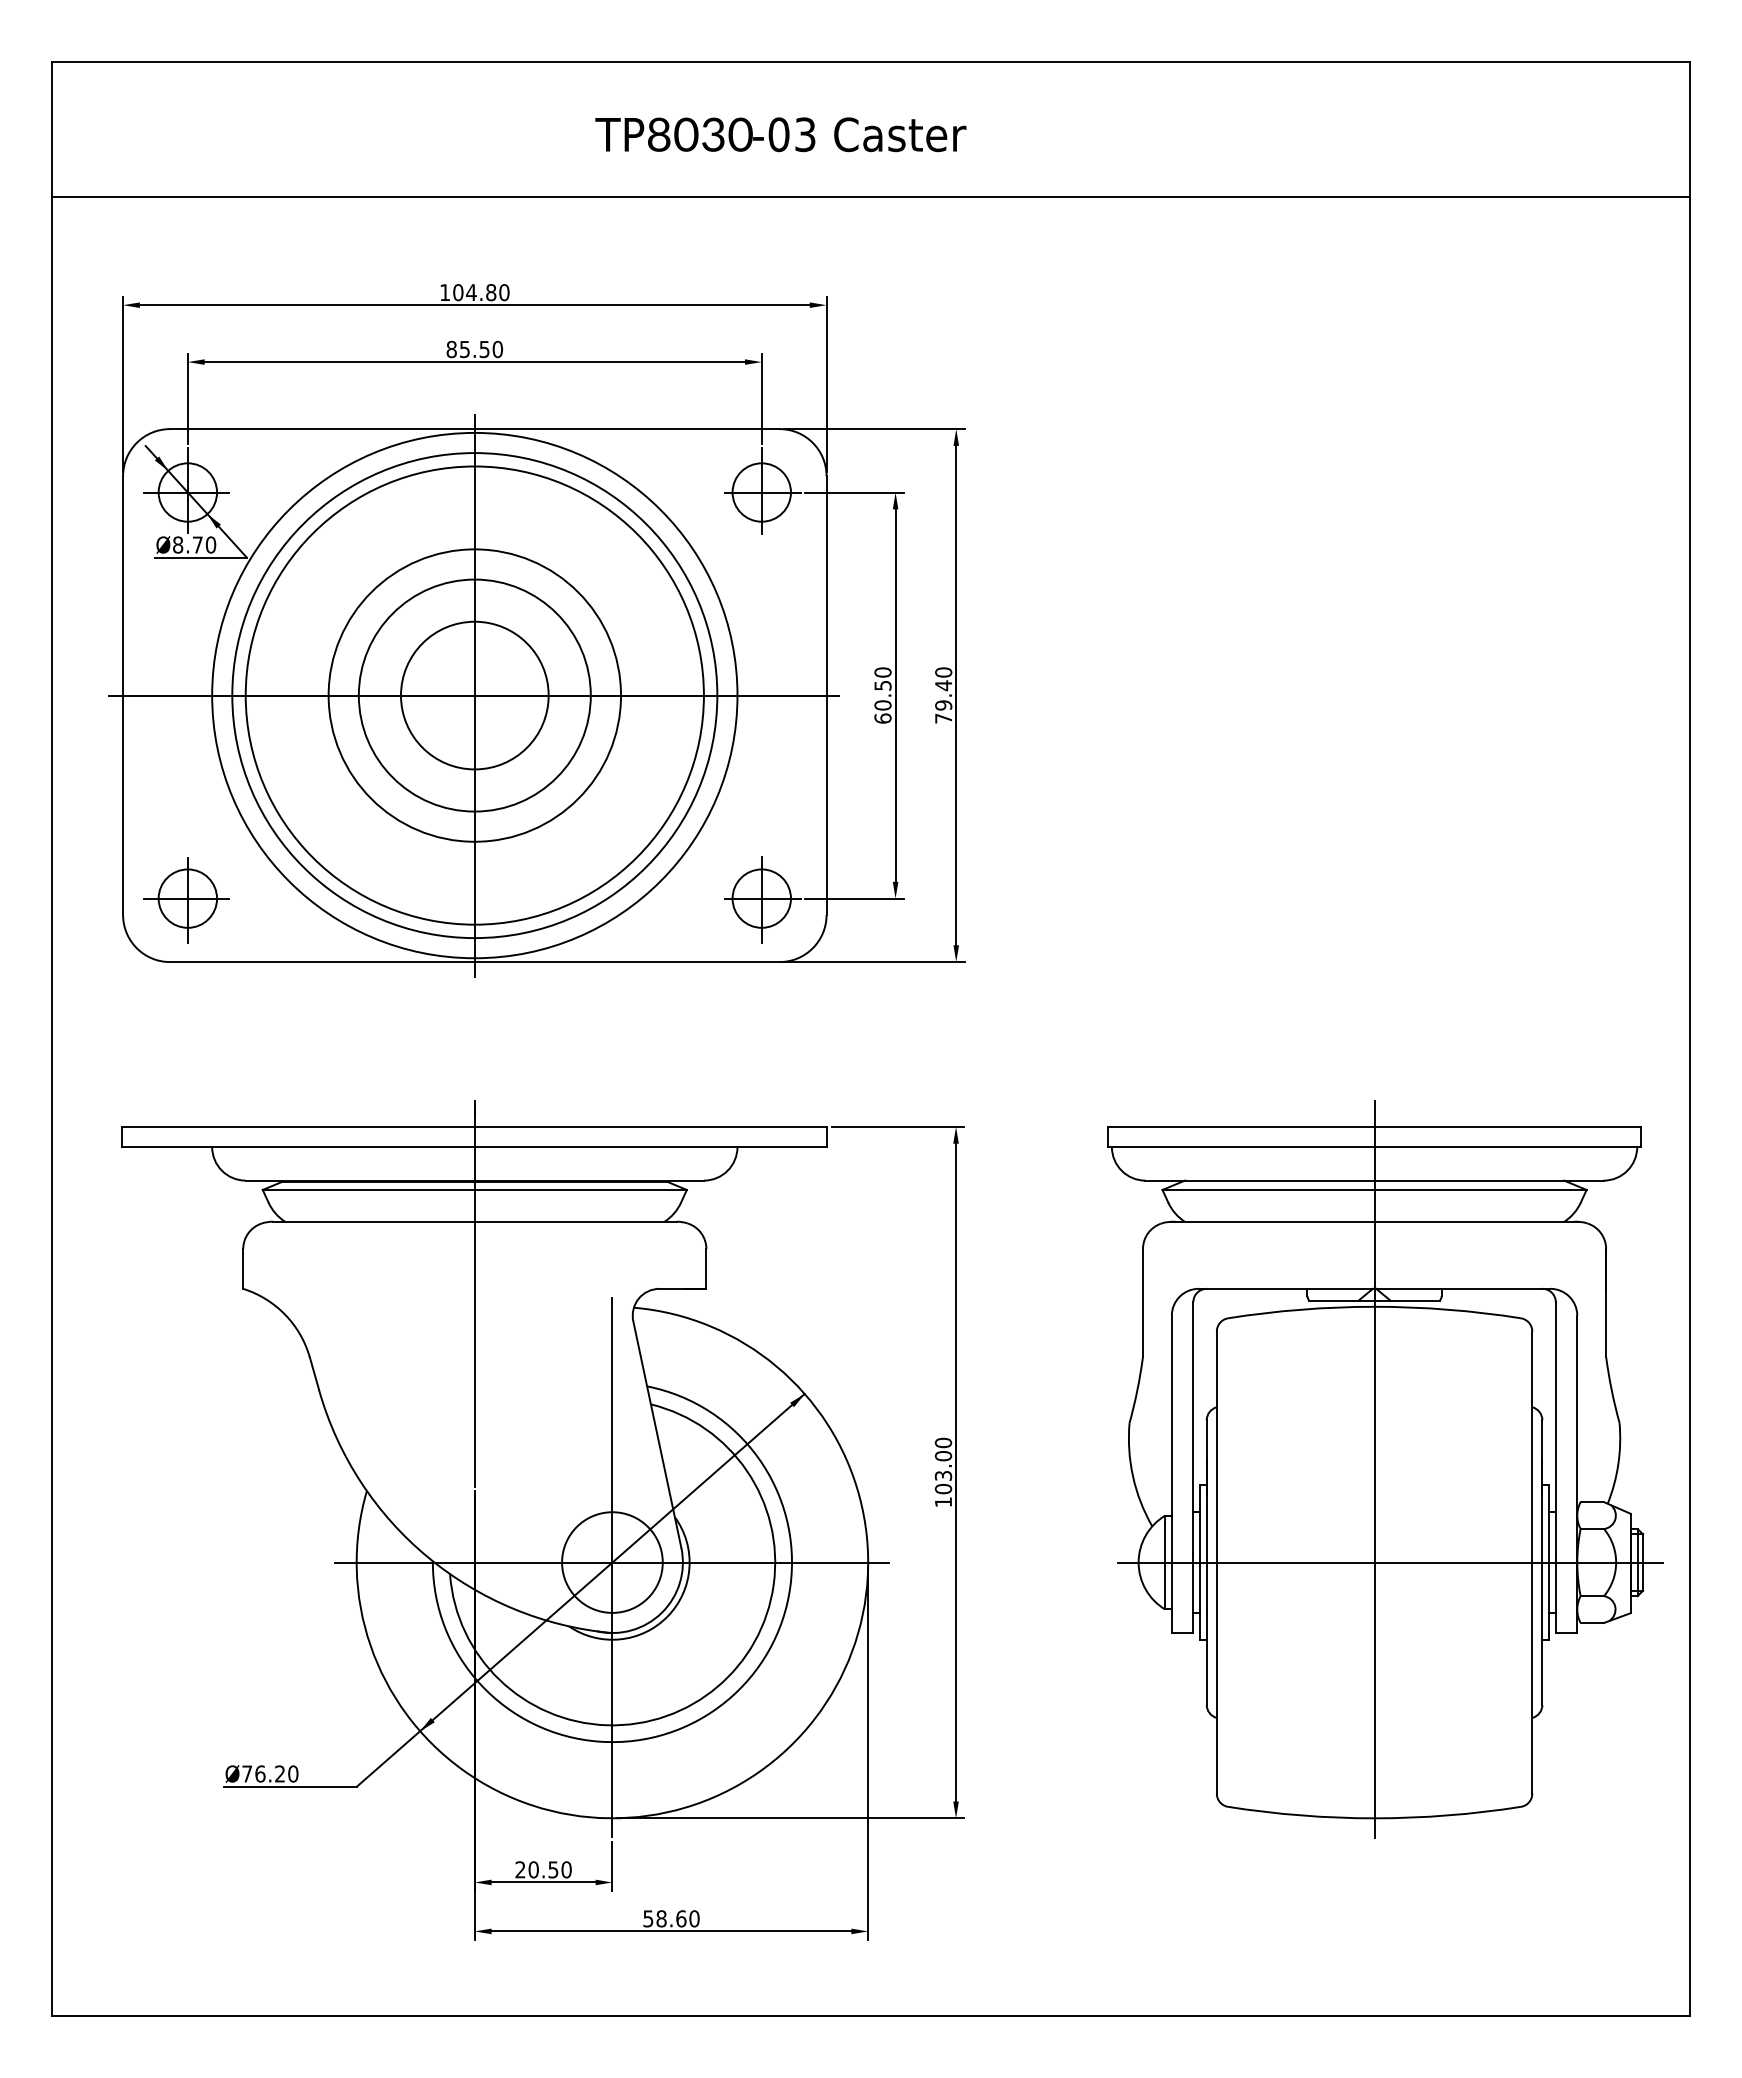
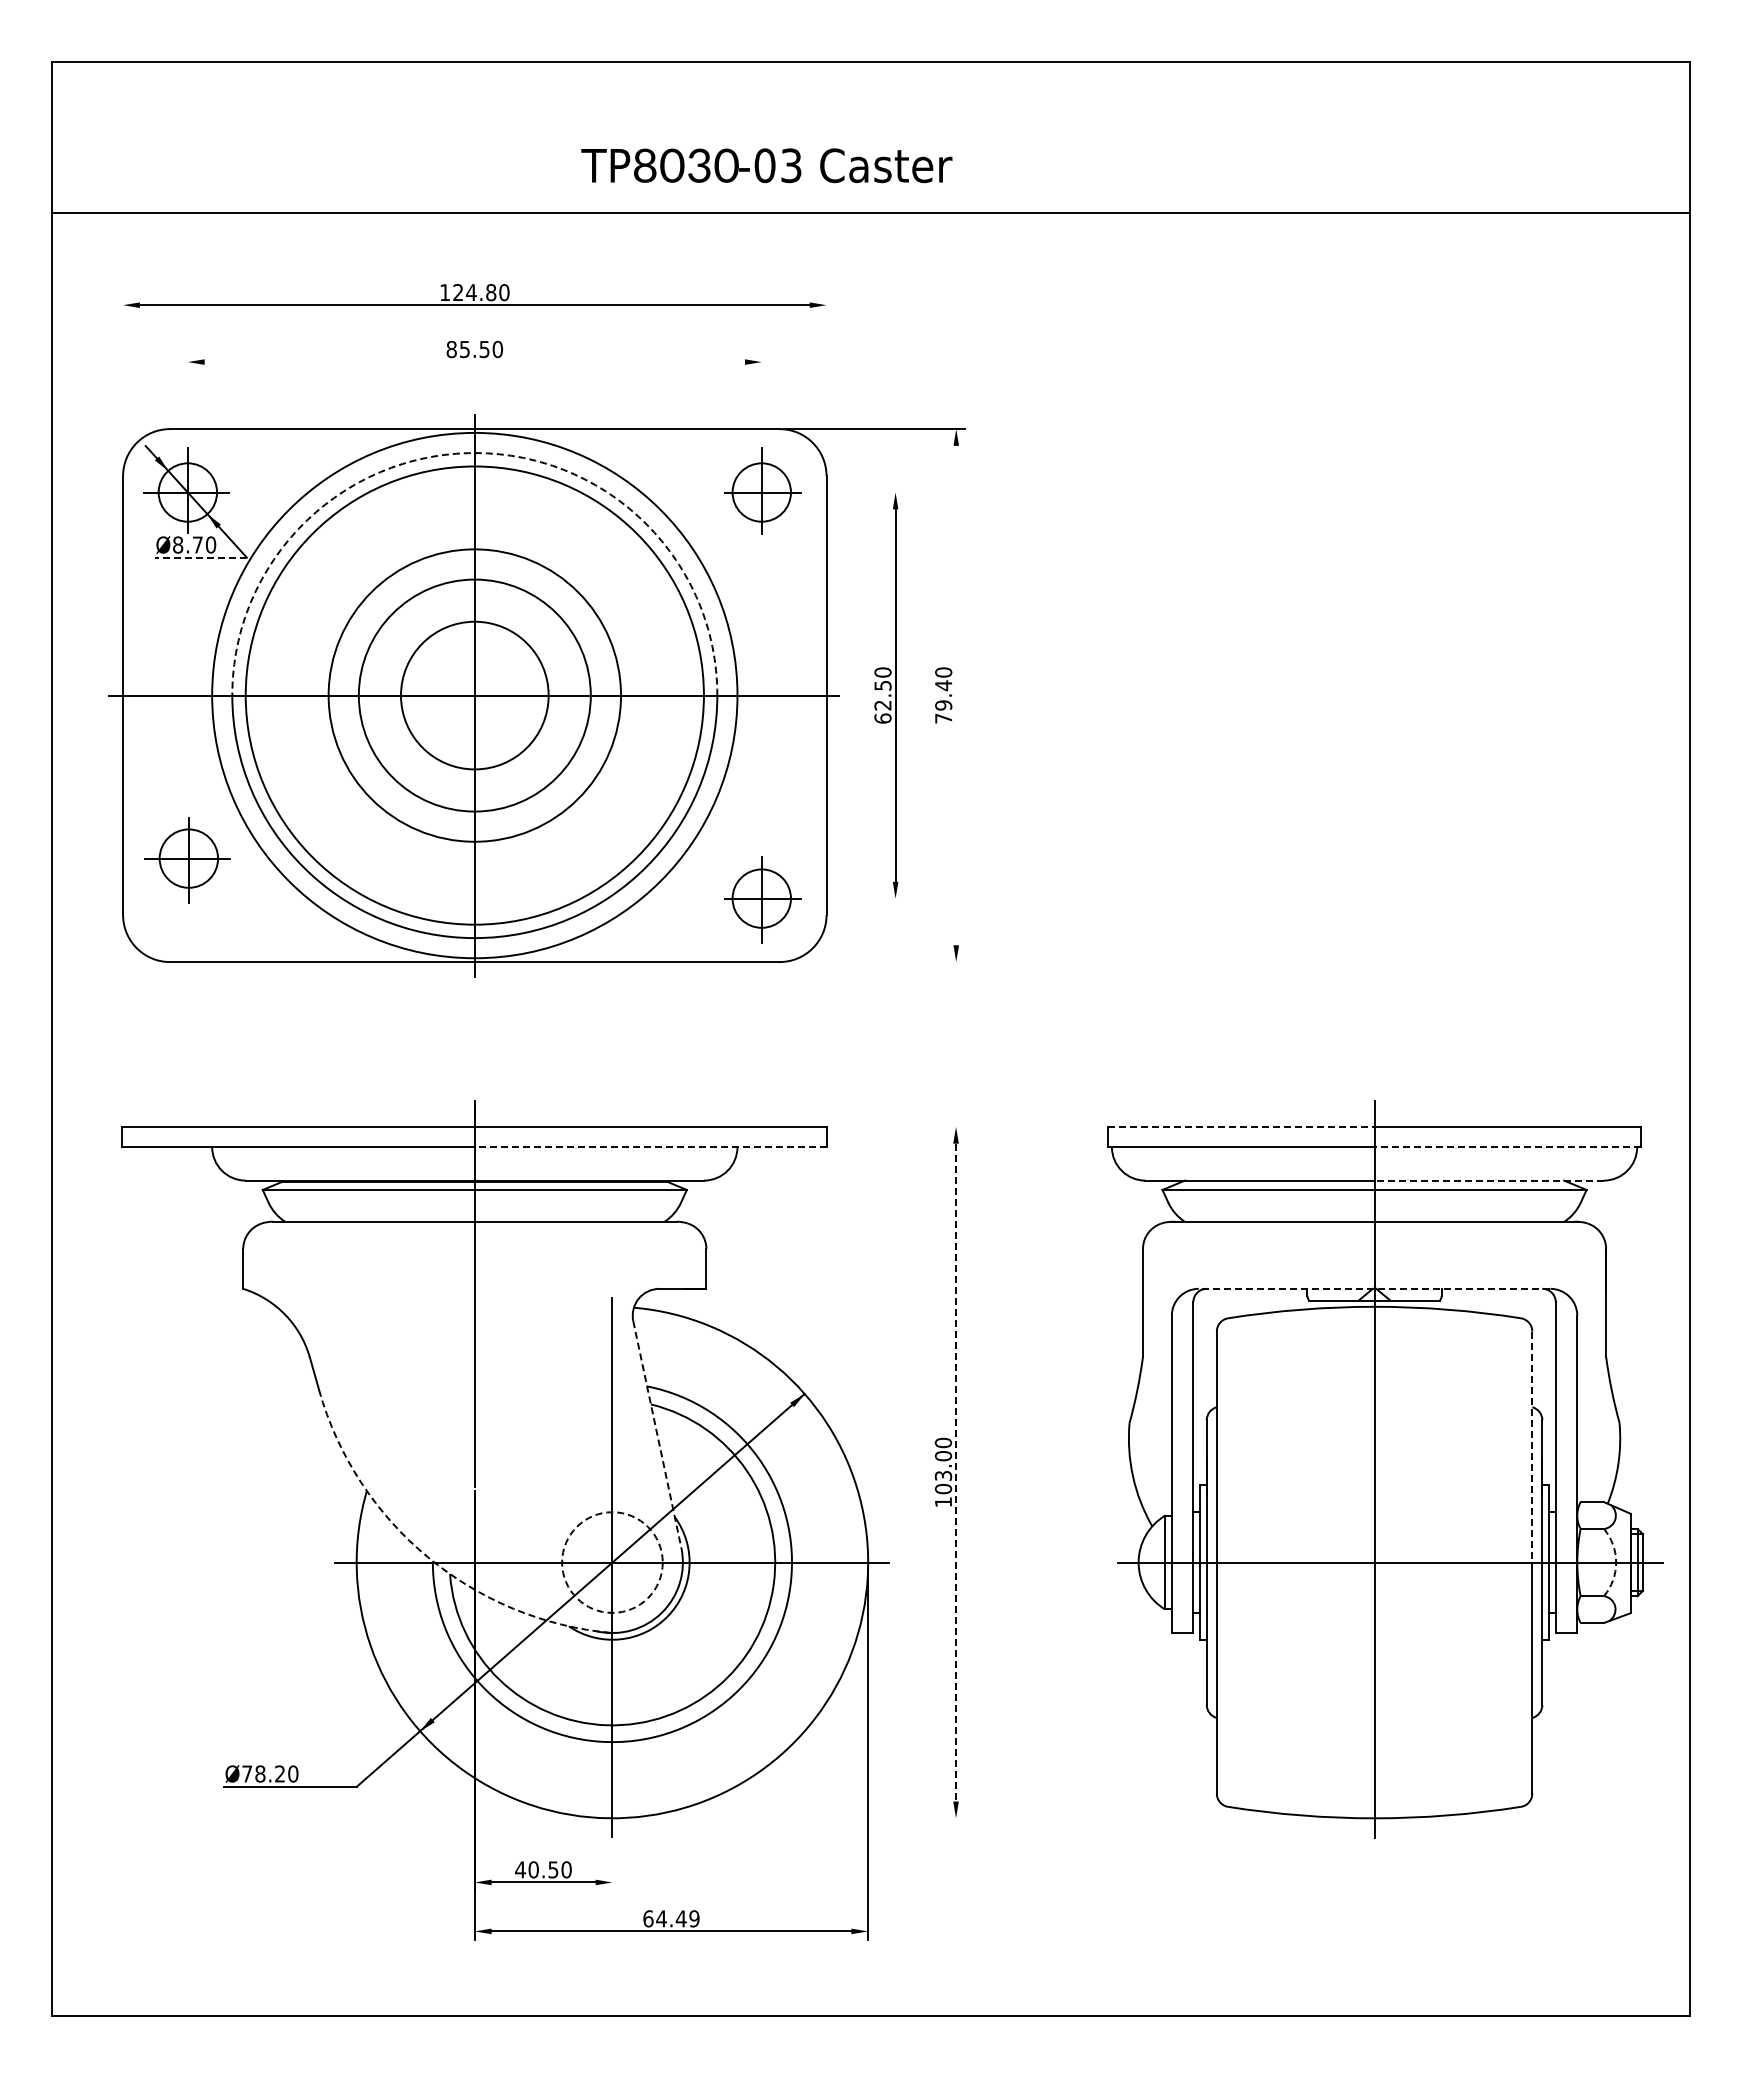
text position: (780, 134) -> (766, 165) (766, 165)
line position: (870, 196) -> (870, 212) (870, 212)
text: 104.80 -> 124.80 (458, 292)
line: present -> none (474, 362)
line: present -> none (123, 383)
line: present -> none (826, 383)
line: present -> none (187, 398)
line: present -> none (761, 398)
arc: solid -> dashed (474, 453)
line: present -> none (854, 492)
line: solid -> dashed (201, 557)
line: present -> none (956, 695)
text: 60.50 -> 62.50 (882, 705)
line: present -> none (854, 898)
part position: (186, 900) -> (187, 860) (187, 860)
line: present -> none (873, 962)
line: present -> none (897, 1126)
line: solid -> dashed (1240, 1126)
line: solid -> dashed (650, 1147)
line: solid -> dashed (1507, 1147)
line: solid -> dashed (1489, 1180)
line: solid -> dashed (1374, 1288)
line: solid -> dashed (657, 1434)
line: solid -> dashed (1532, 1447)
line: solid -> dashed (956, 1472)
arc: solid -> dashed (427, 1557)
circle: solid -> dashed (612, 1562)
arc: solid -> dashed (1616, 1562)
text: Ø76.20 -> Ø78.20 (260, 1773)
line: present -> none (790, 1818)
line: present -> none (612, 1865)
text: 20.50 -> 40.50 (520, 1869)
text: 58.60 -> 64.49 (671, 1918)
